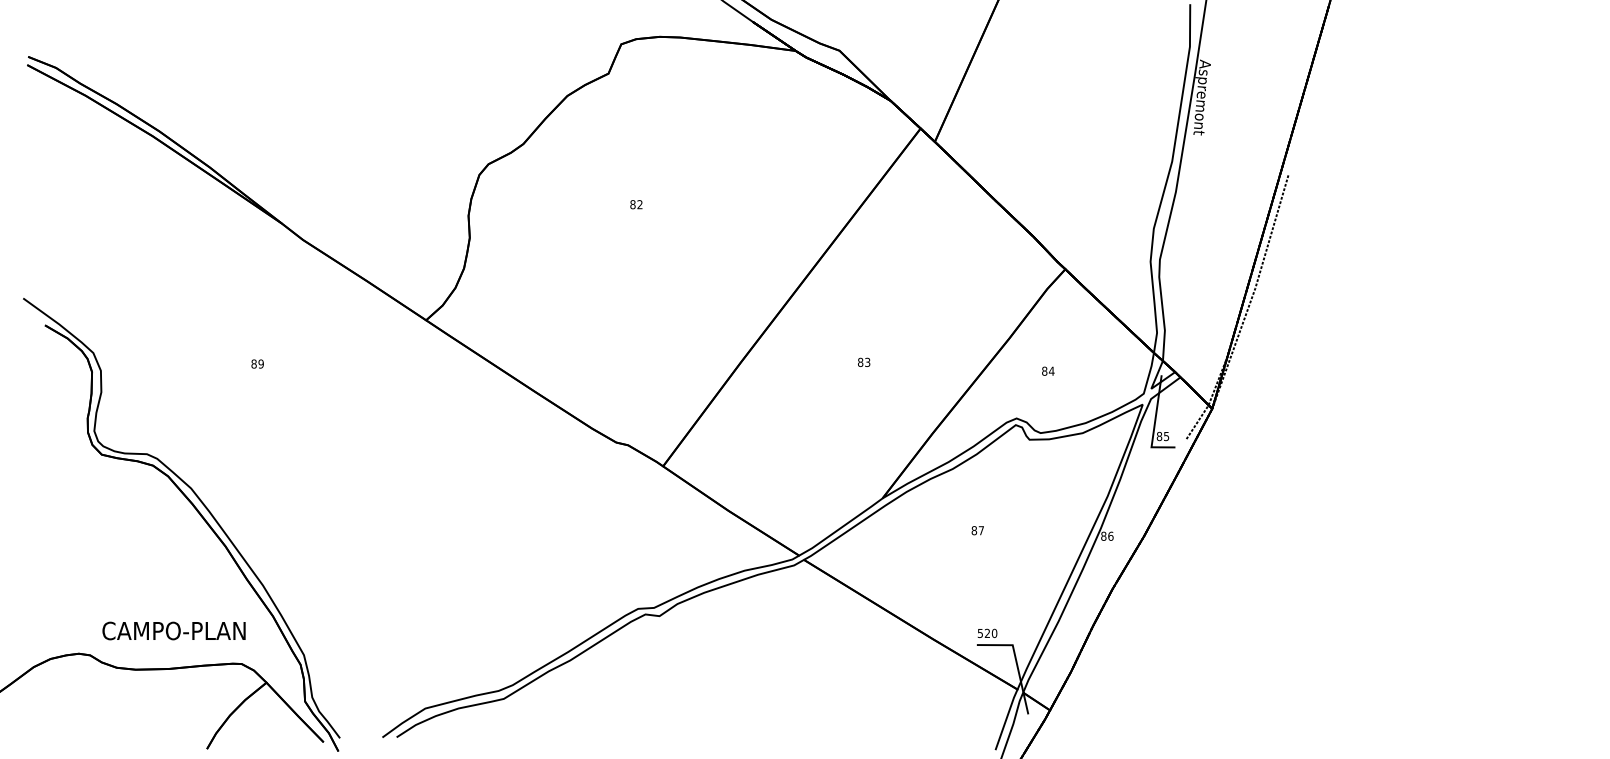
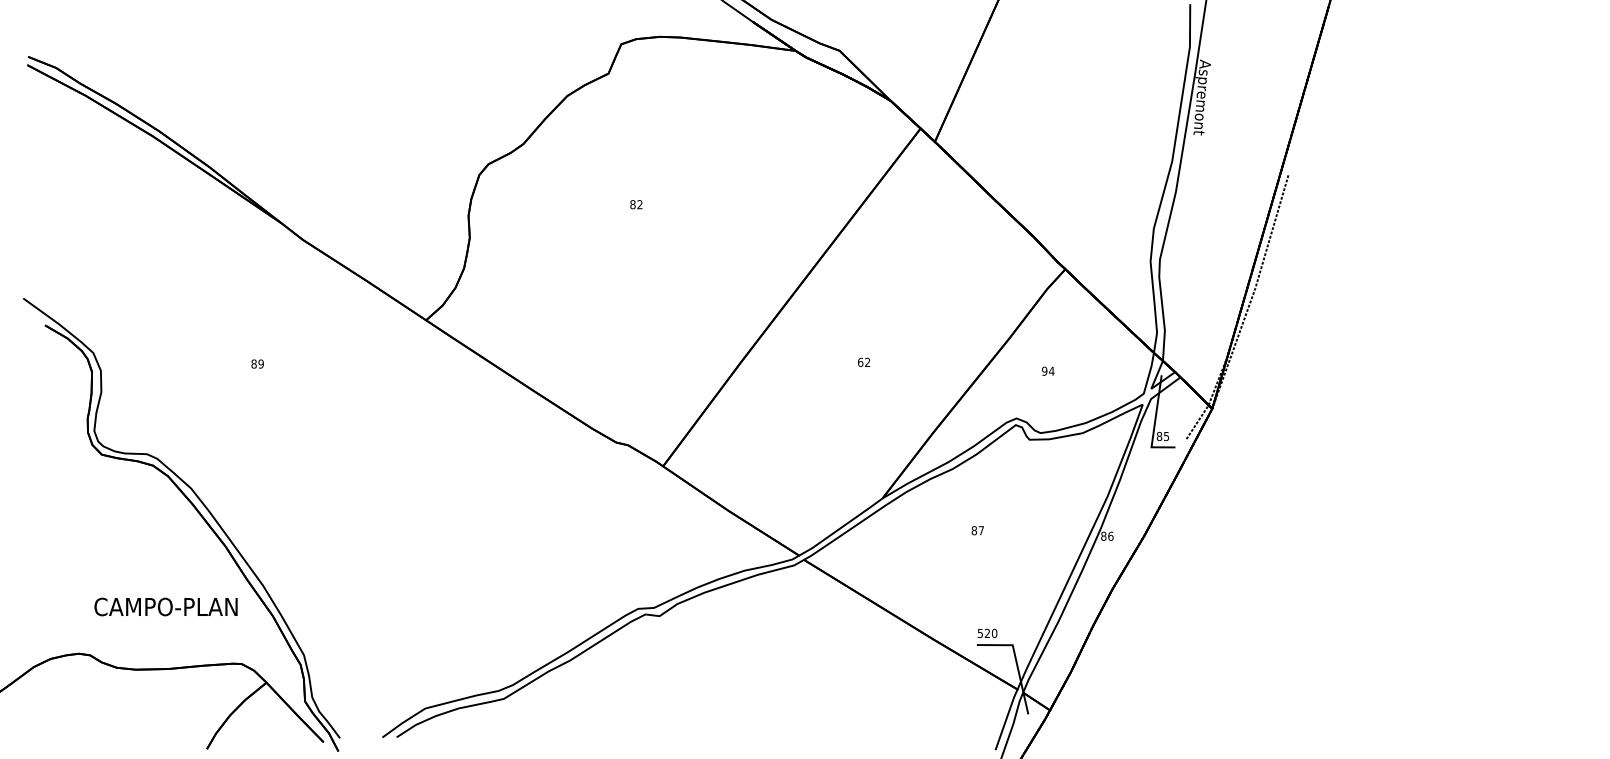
text: 83 -> 62 (864, 361)
text: 84 -> 94 (1044, 371)
text position: (173, 630) -> (165, 606) (165, 606)
